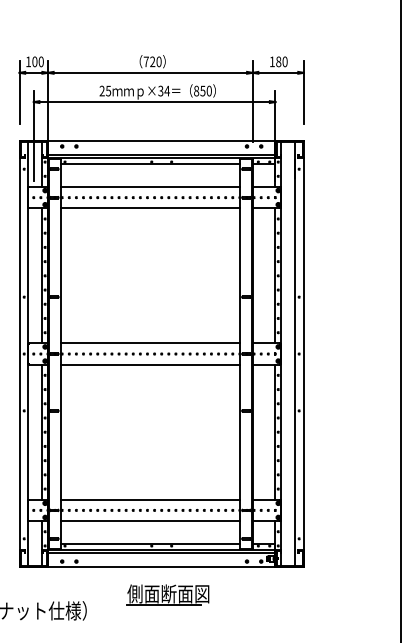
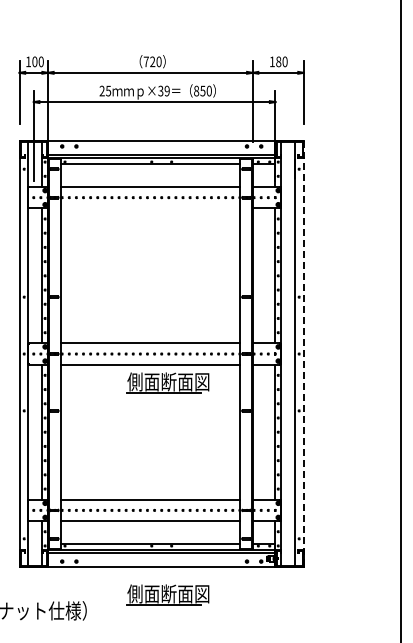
text: ×34 -> ×39 (166, 90)
line: present -> none (149, 208)
line: solid -> dashed (303, 354)
part: none -> present (167, 382)
